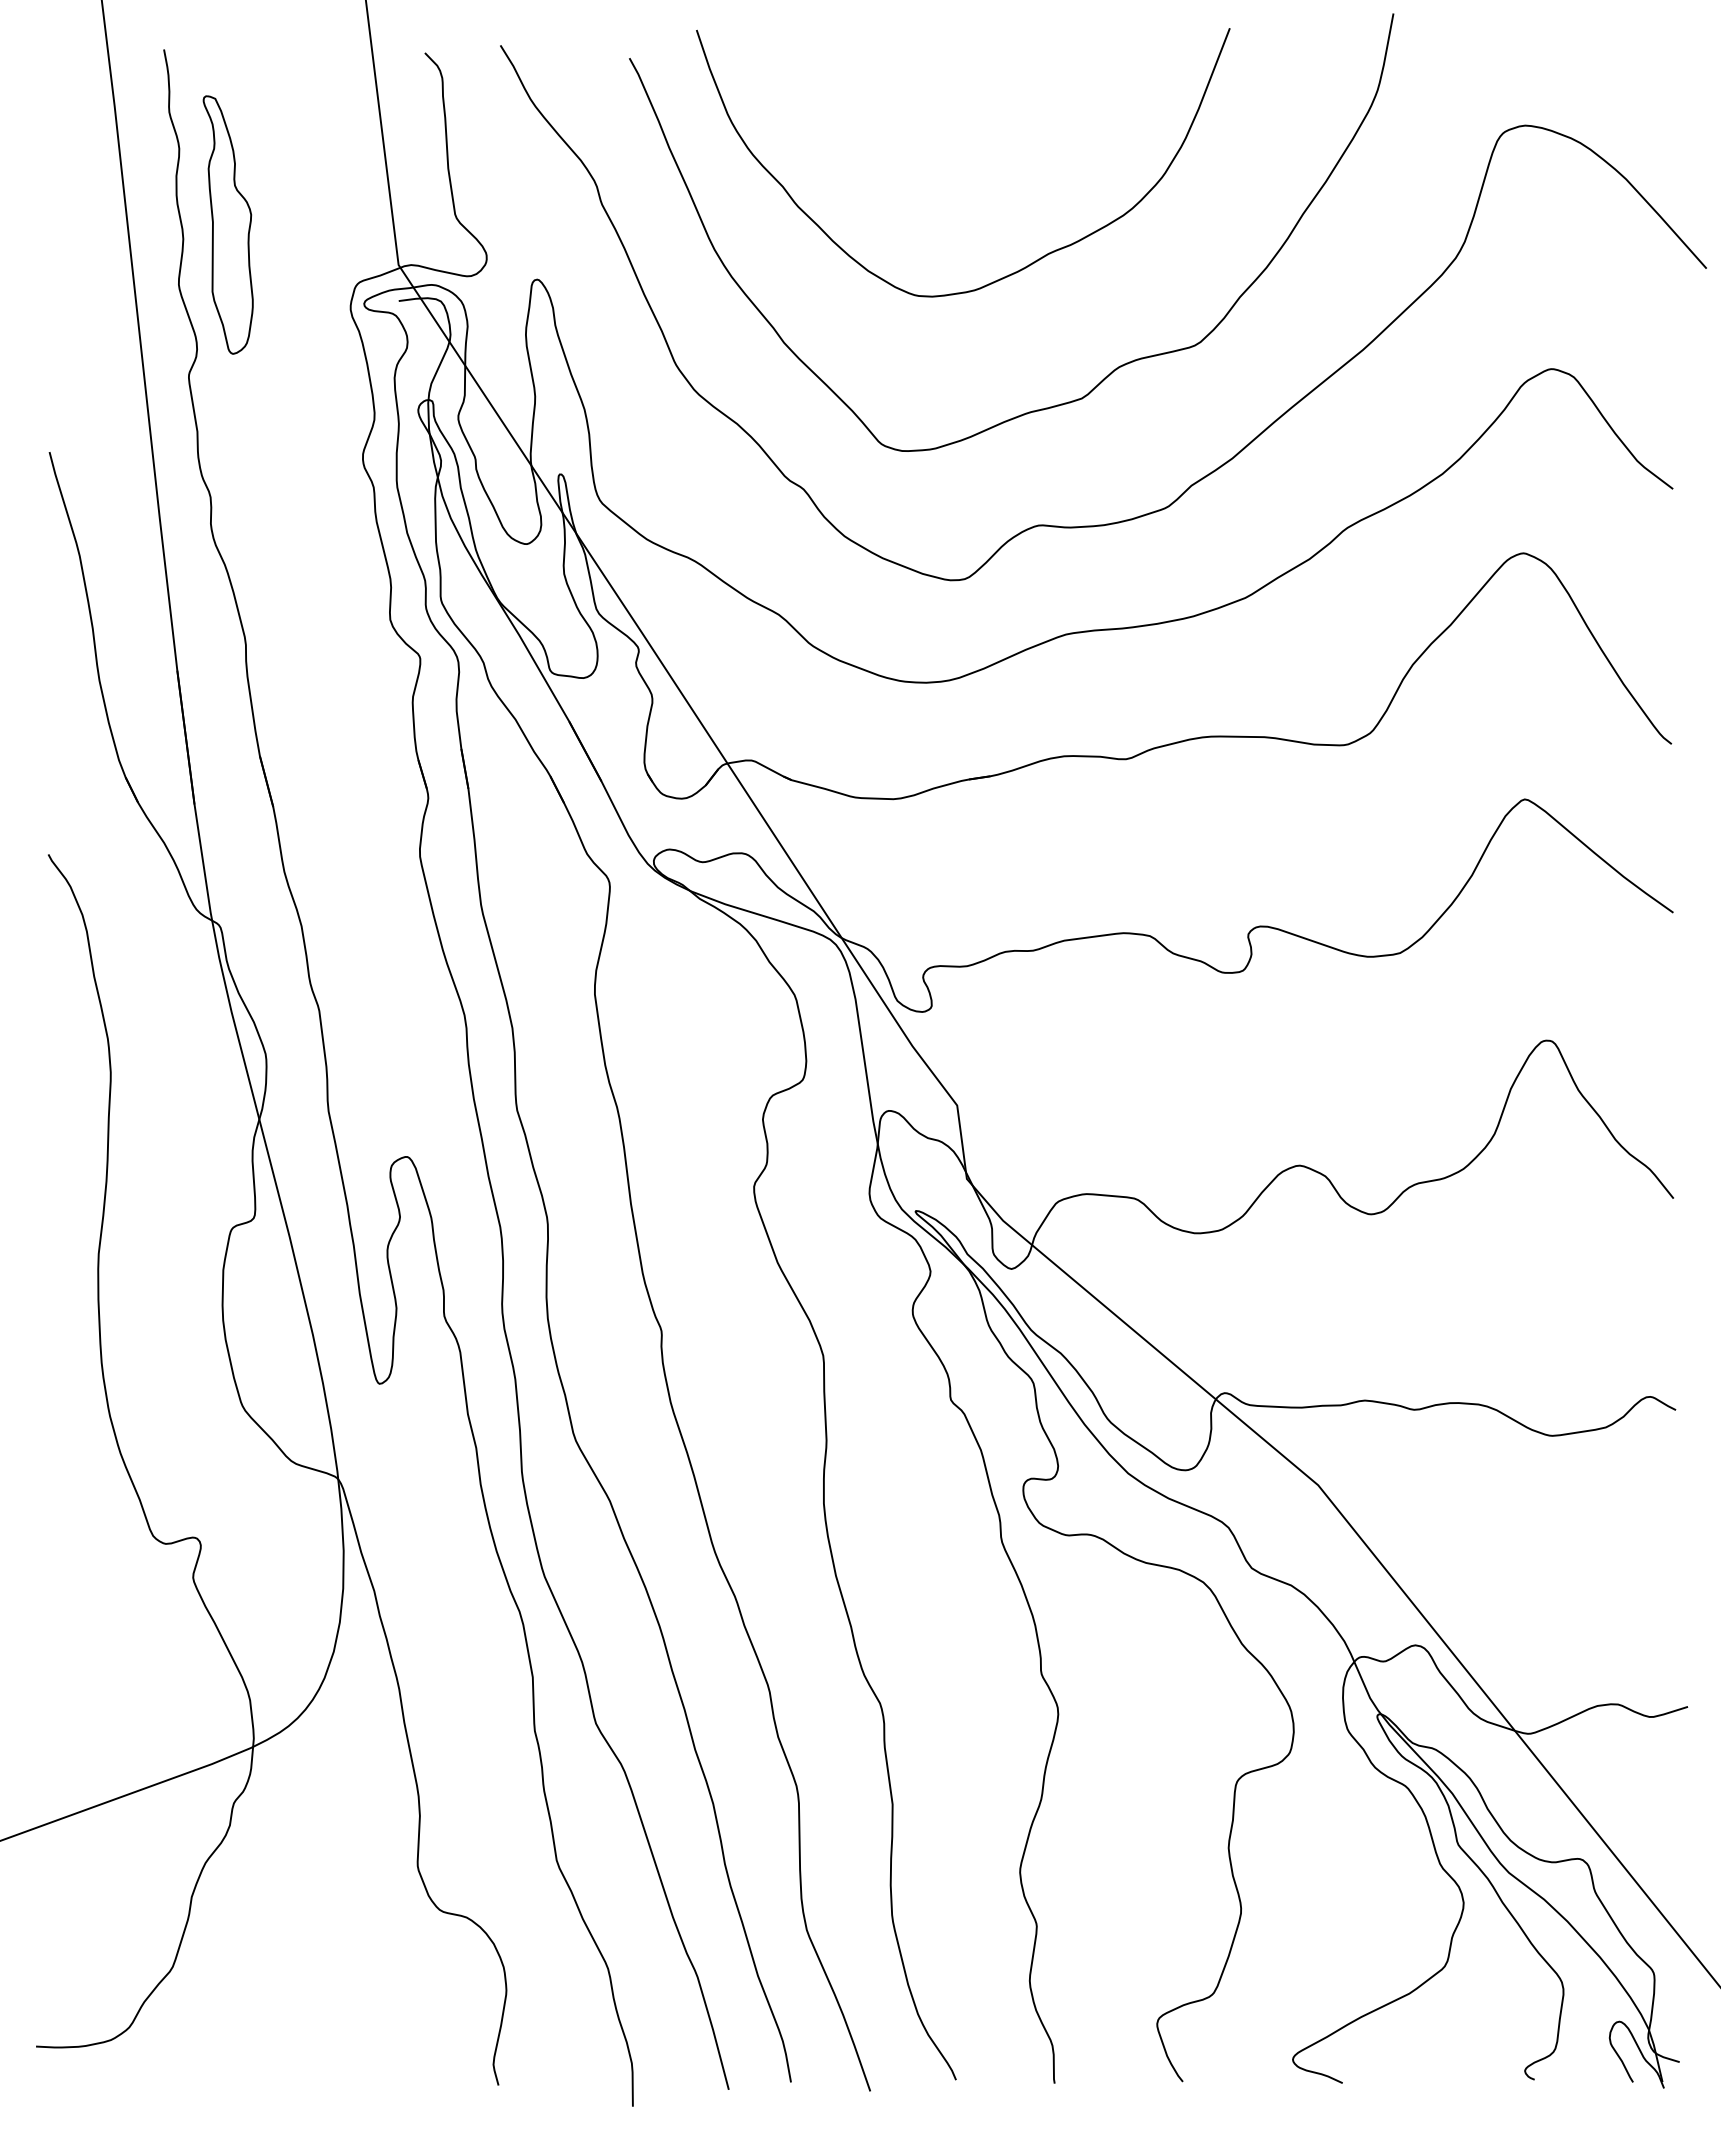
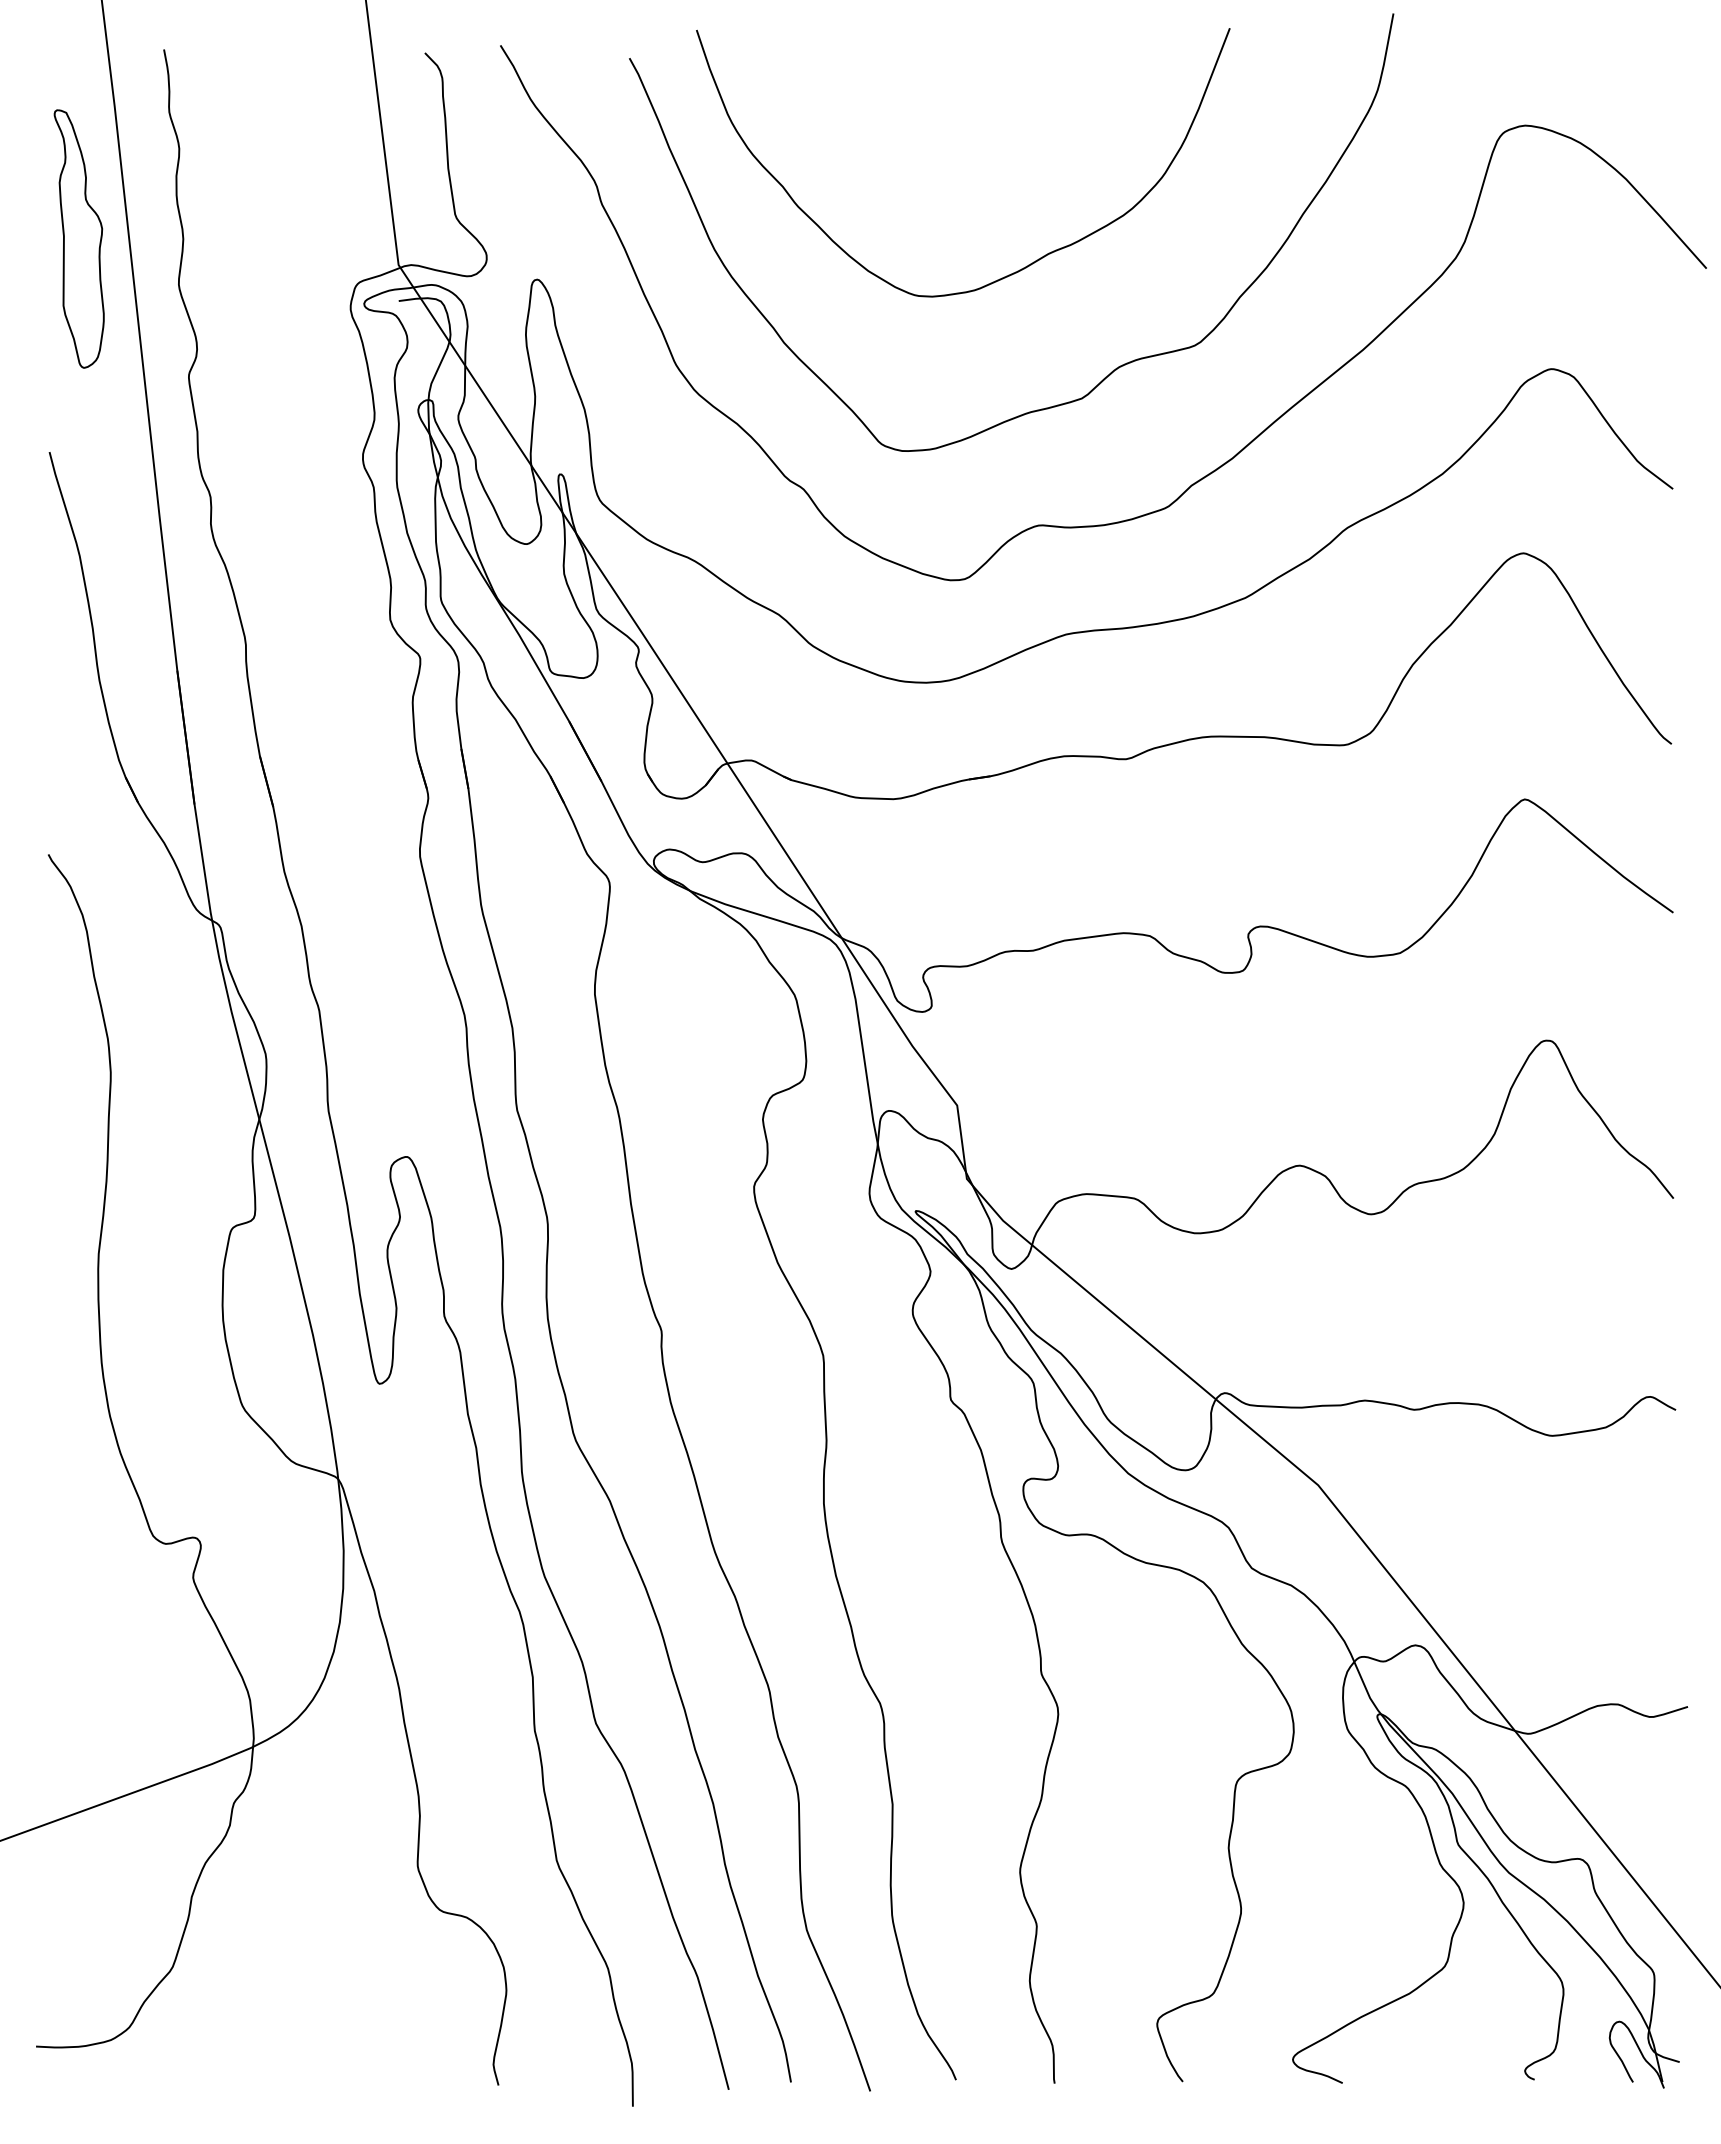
part position: (227, 224) -> (78, 238) (78, 238)
